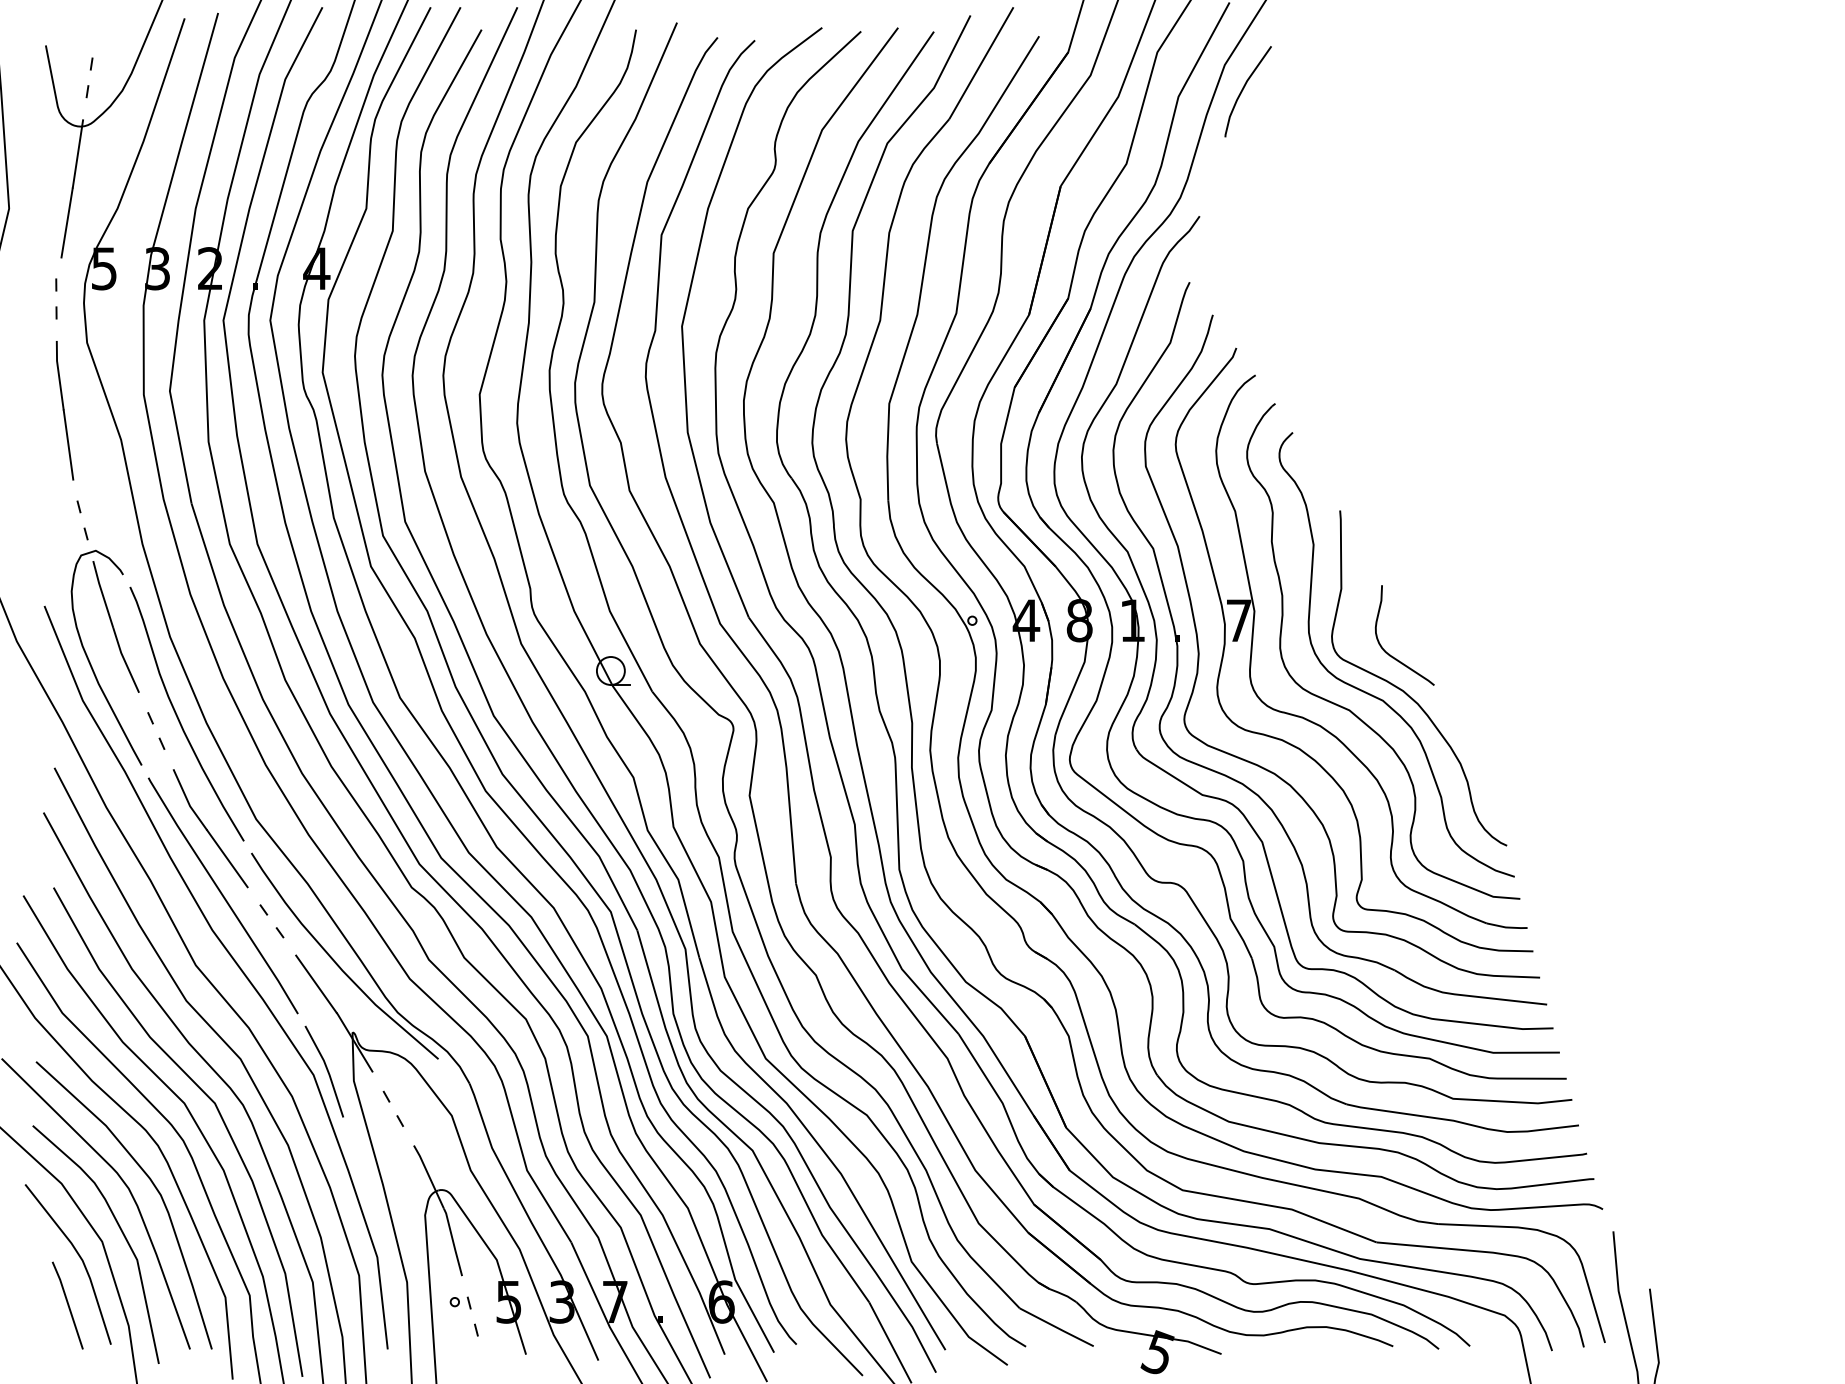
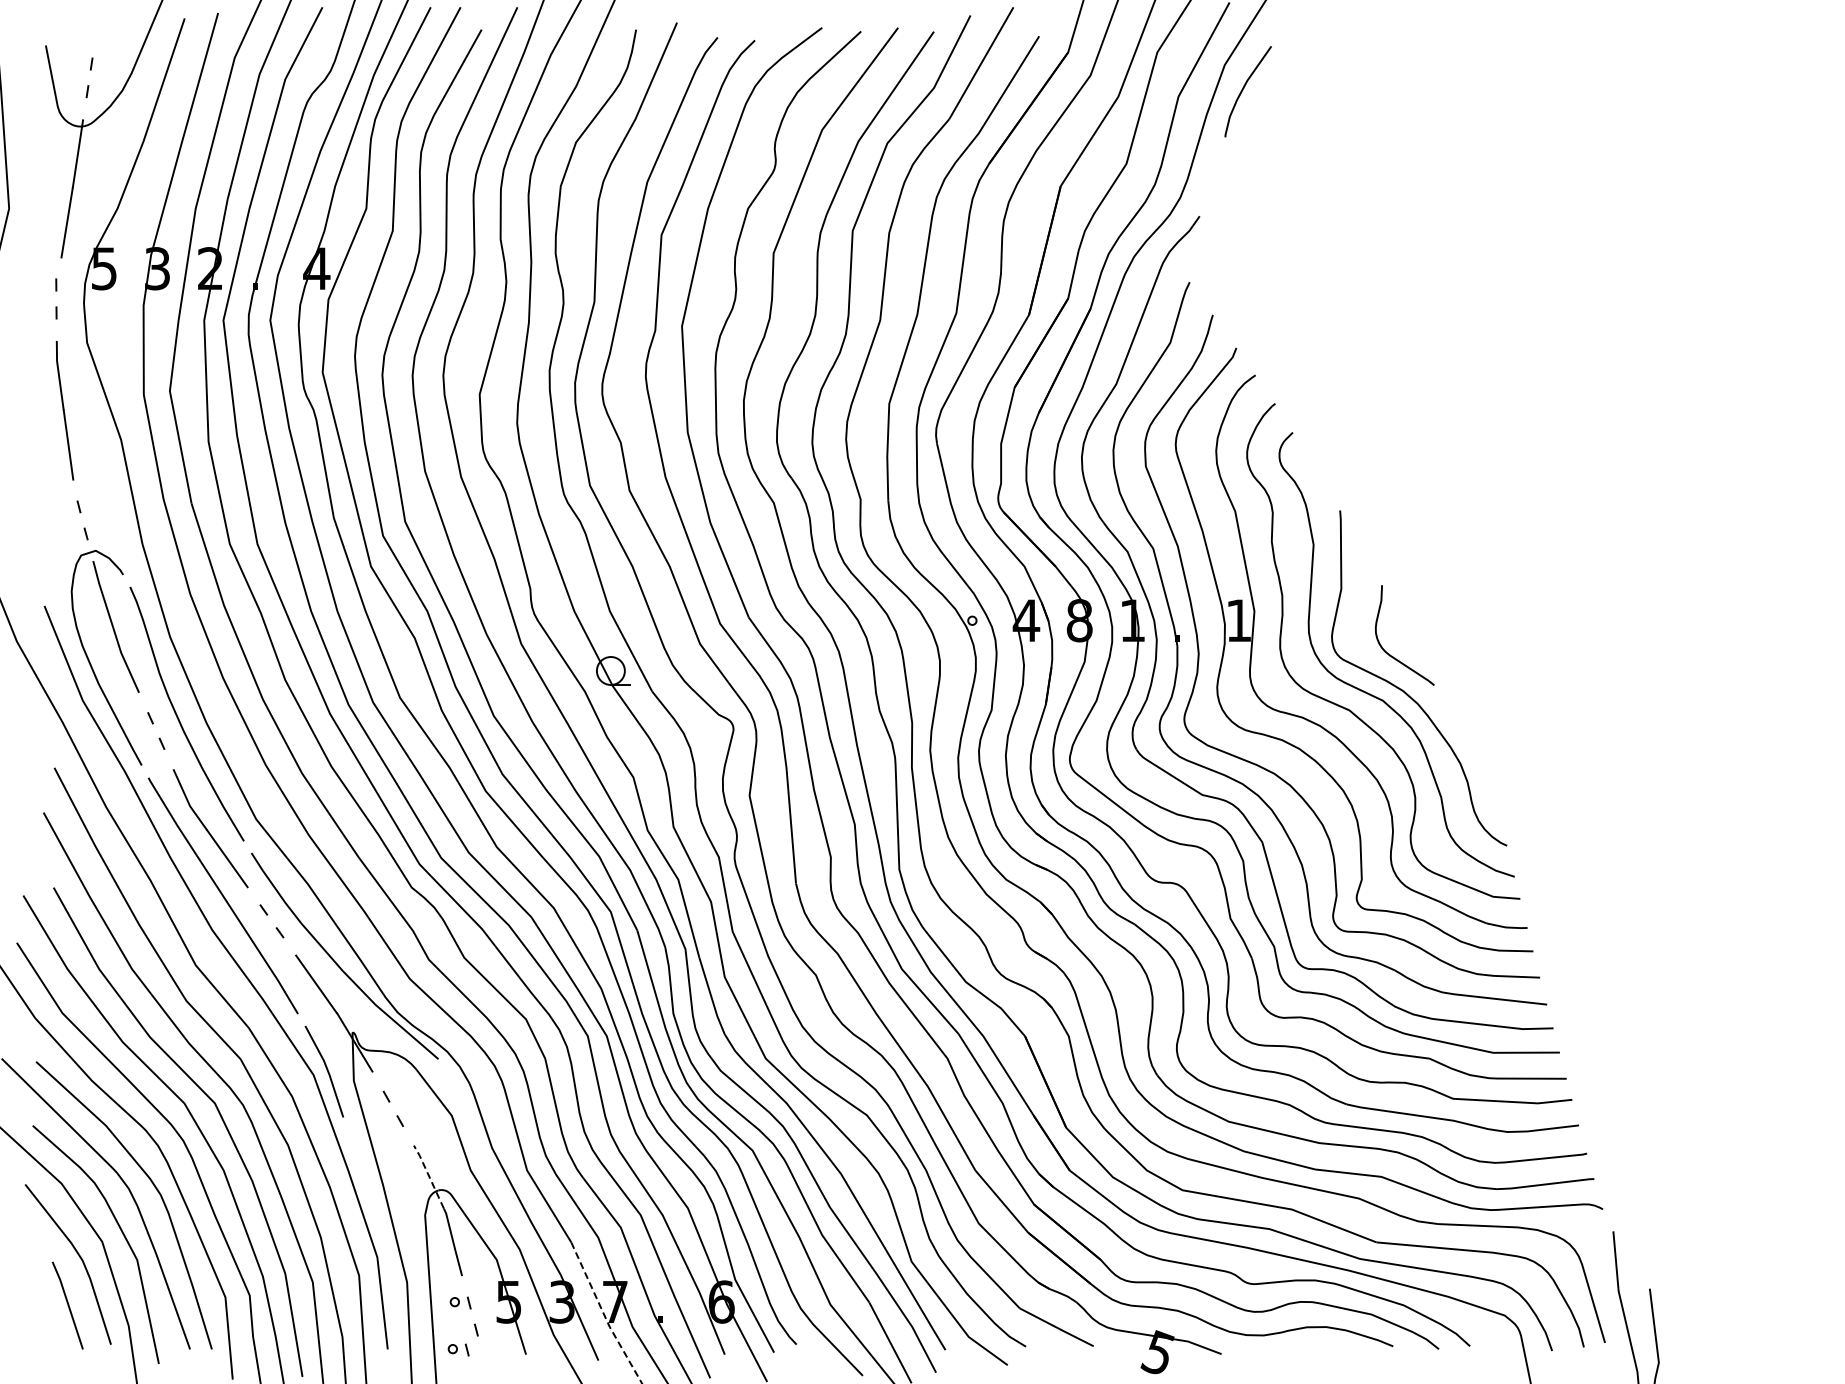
text: 7 -> 1 (1239, 620)
line: solid -> dashed (428, 1176)
line: solid -> dashed (604, 1315)
part: none -> present (458, 1349)
